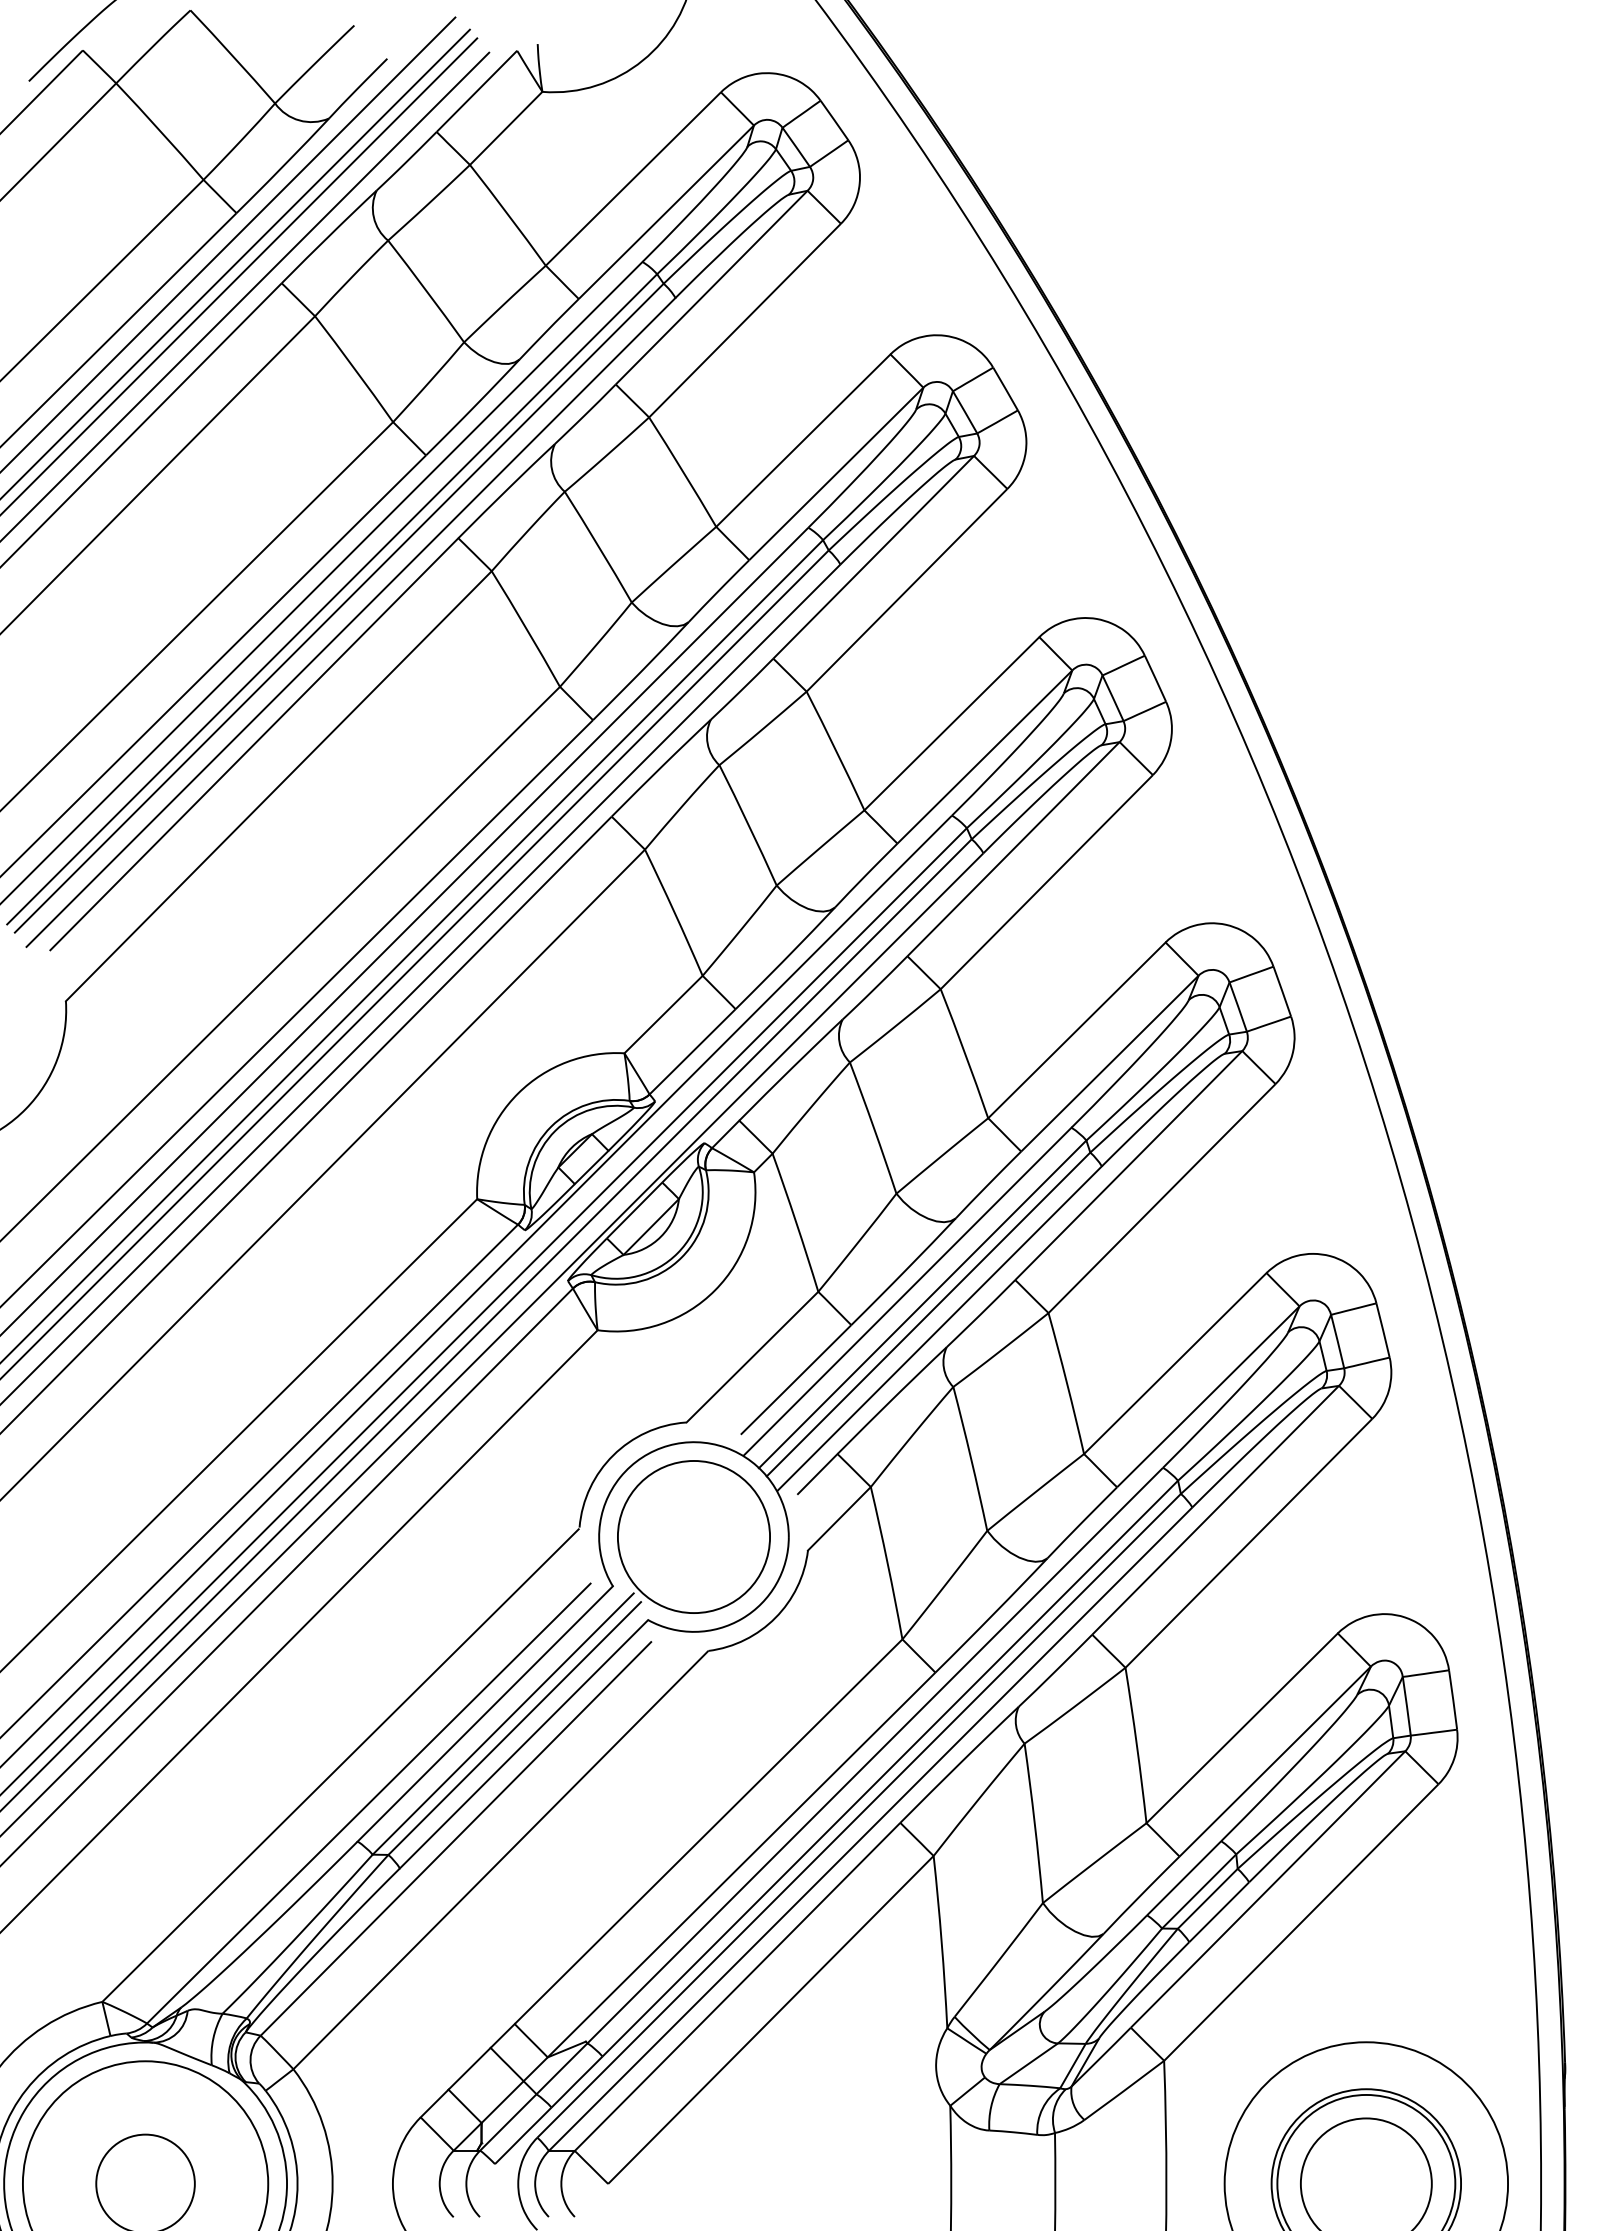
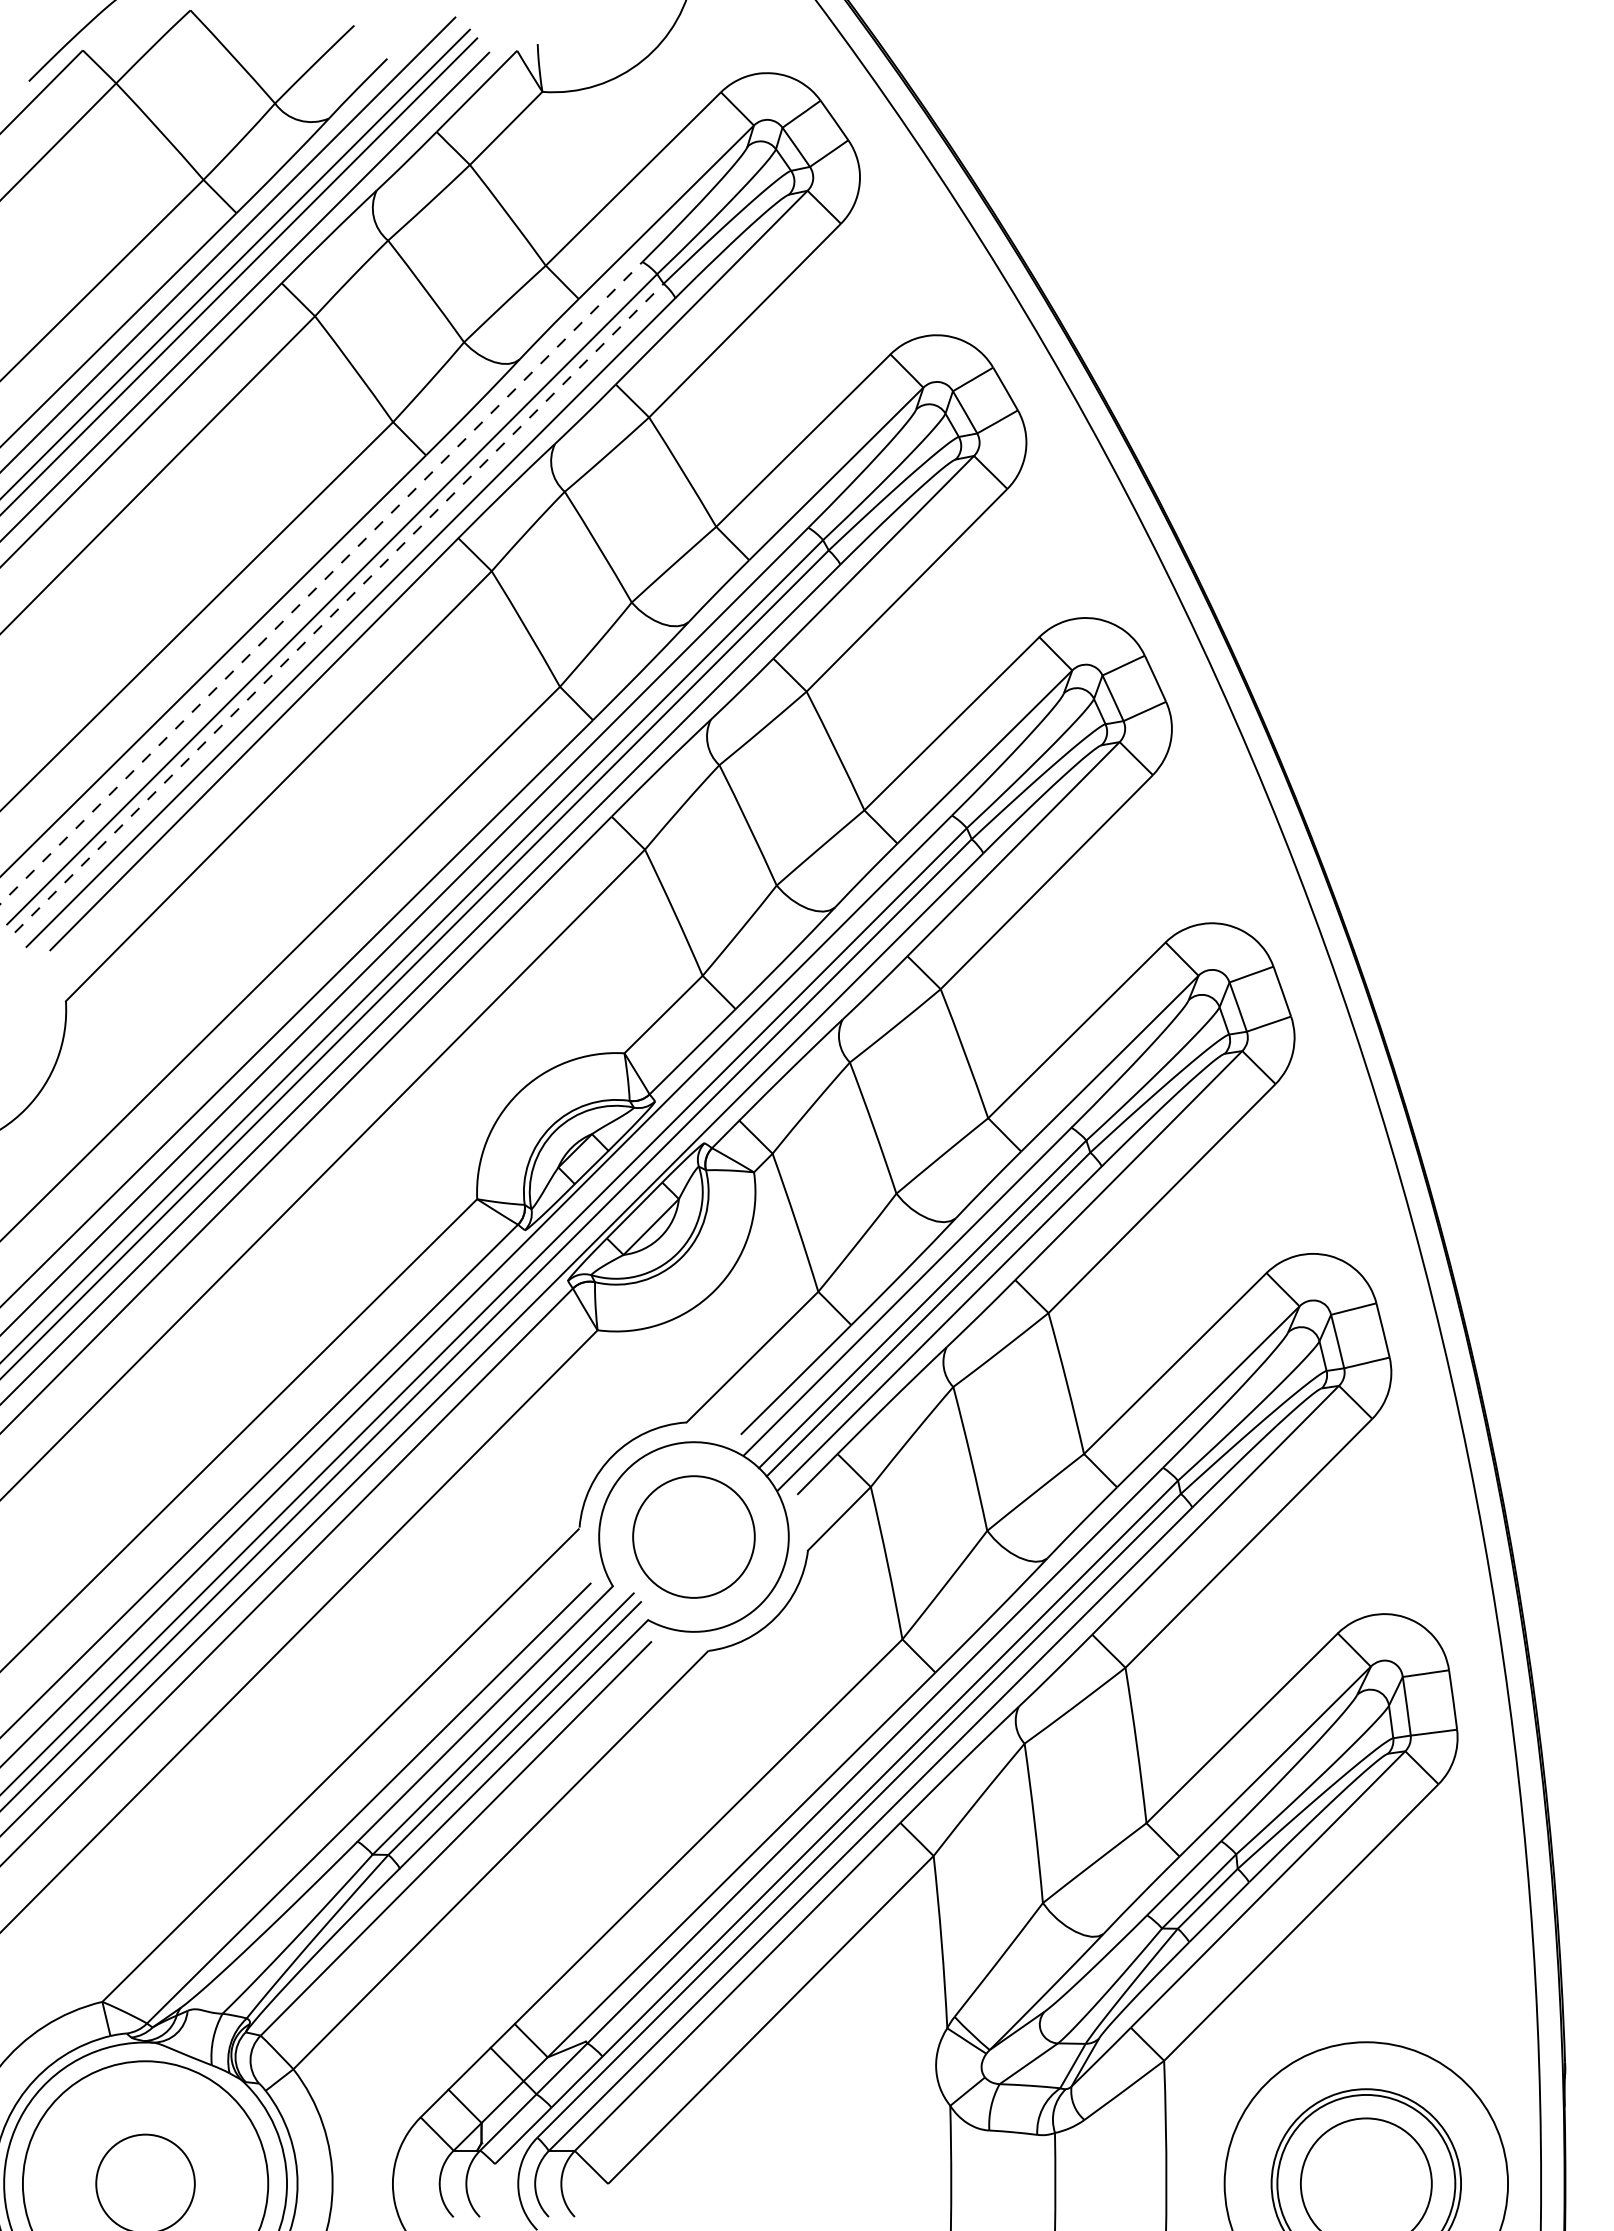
line: solid -> dashed (321, 582)
line: solid -> dashed (339, 608)
circle diameter: 152 px -> 122 px (693, 1536)
